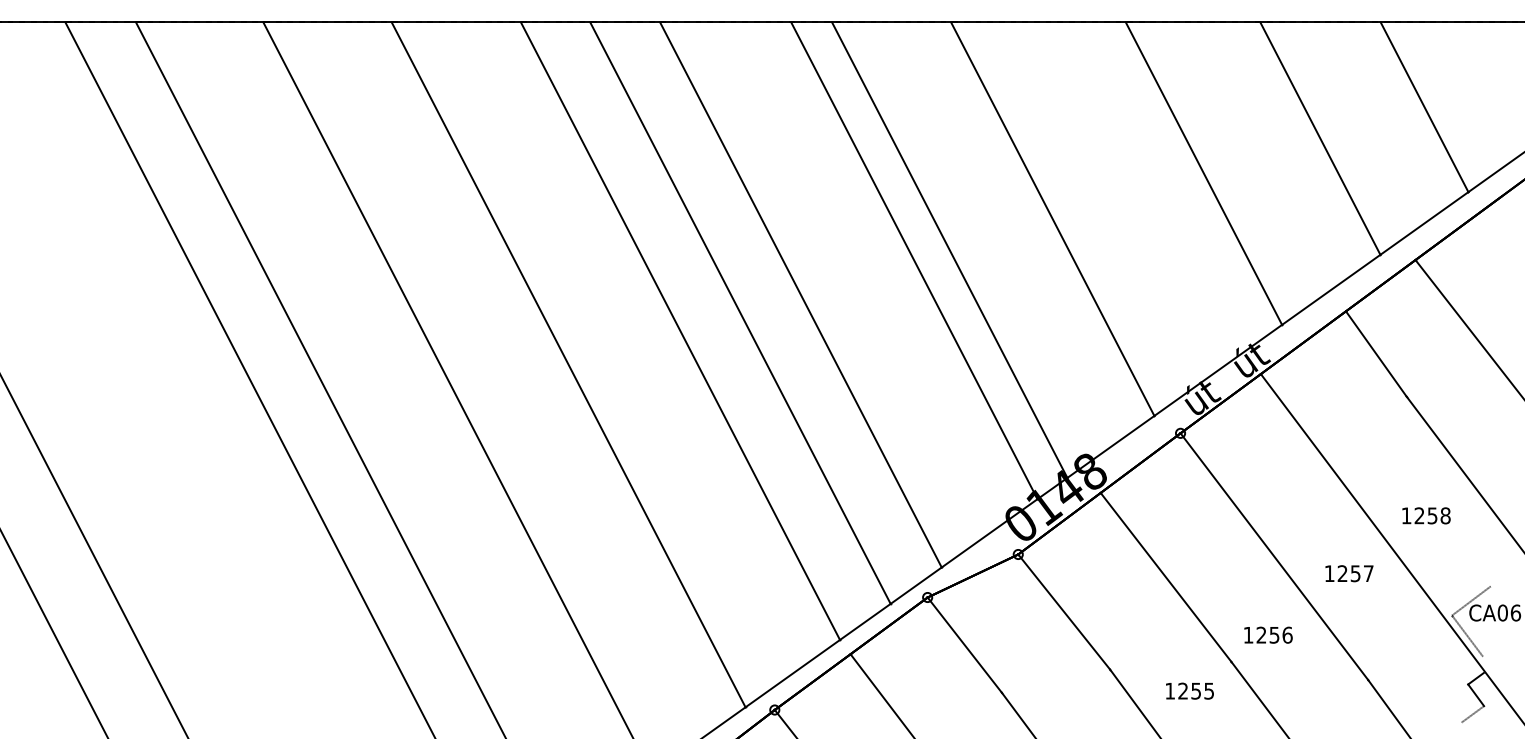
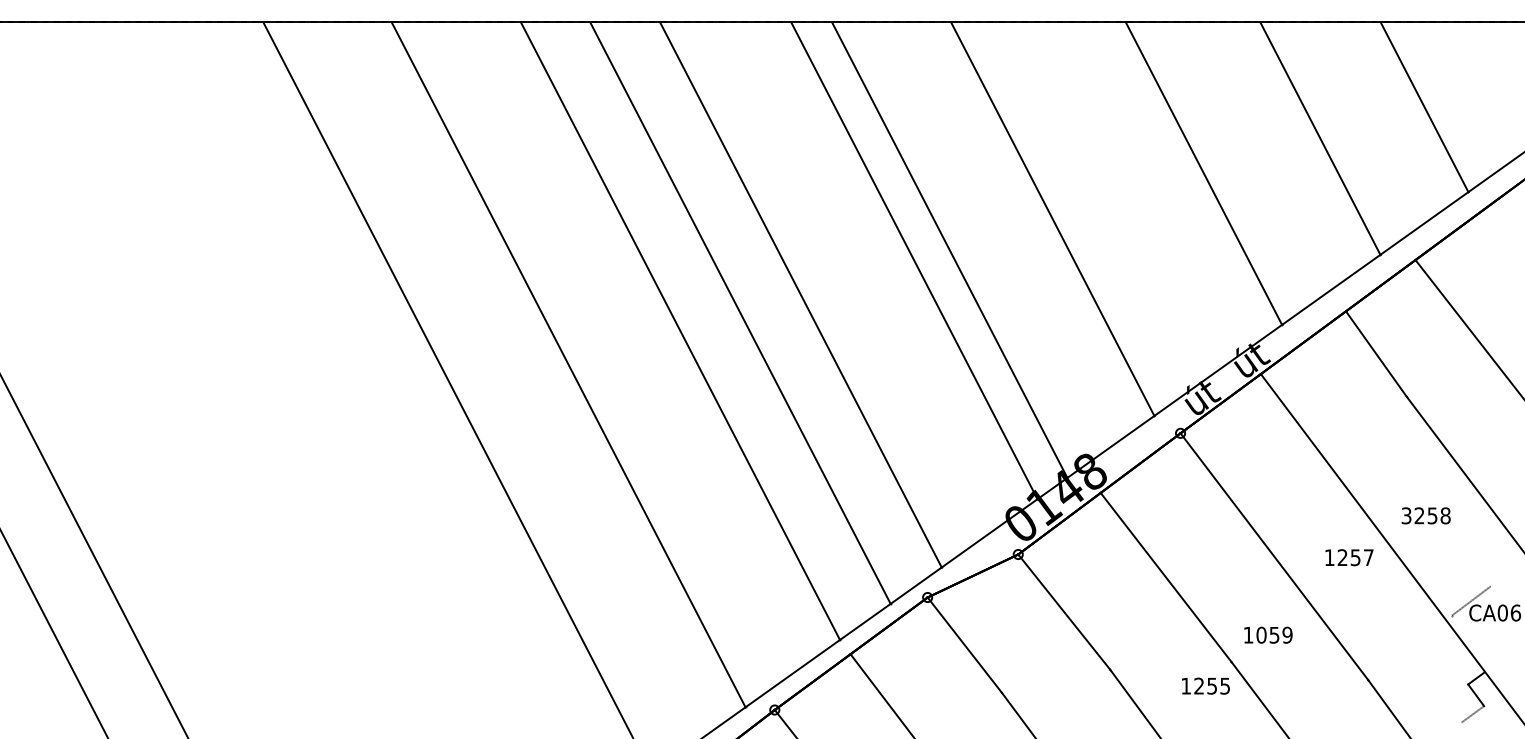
line: present -> none (249, 378)
line: present -> none (319, 378)
text: 1258 -> 3258 (1406, 515)
text position: (1349, 573) -> (1349, 557) (1349, 557)
text: 1256 -> 1059 (1274, 634)
line: present -> none (1467, 635)
text position: (1189, 690) -> (1205, 685) (1205, 685)
